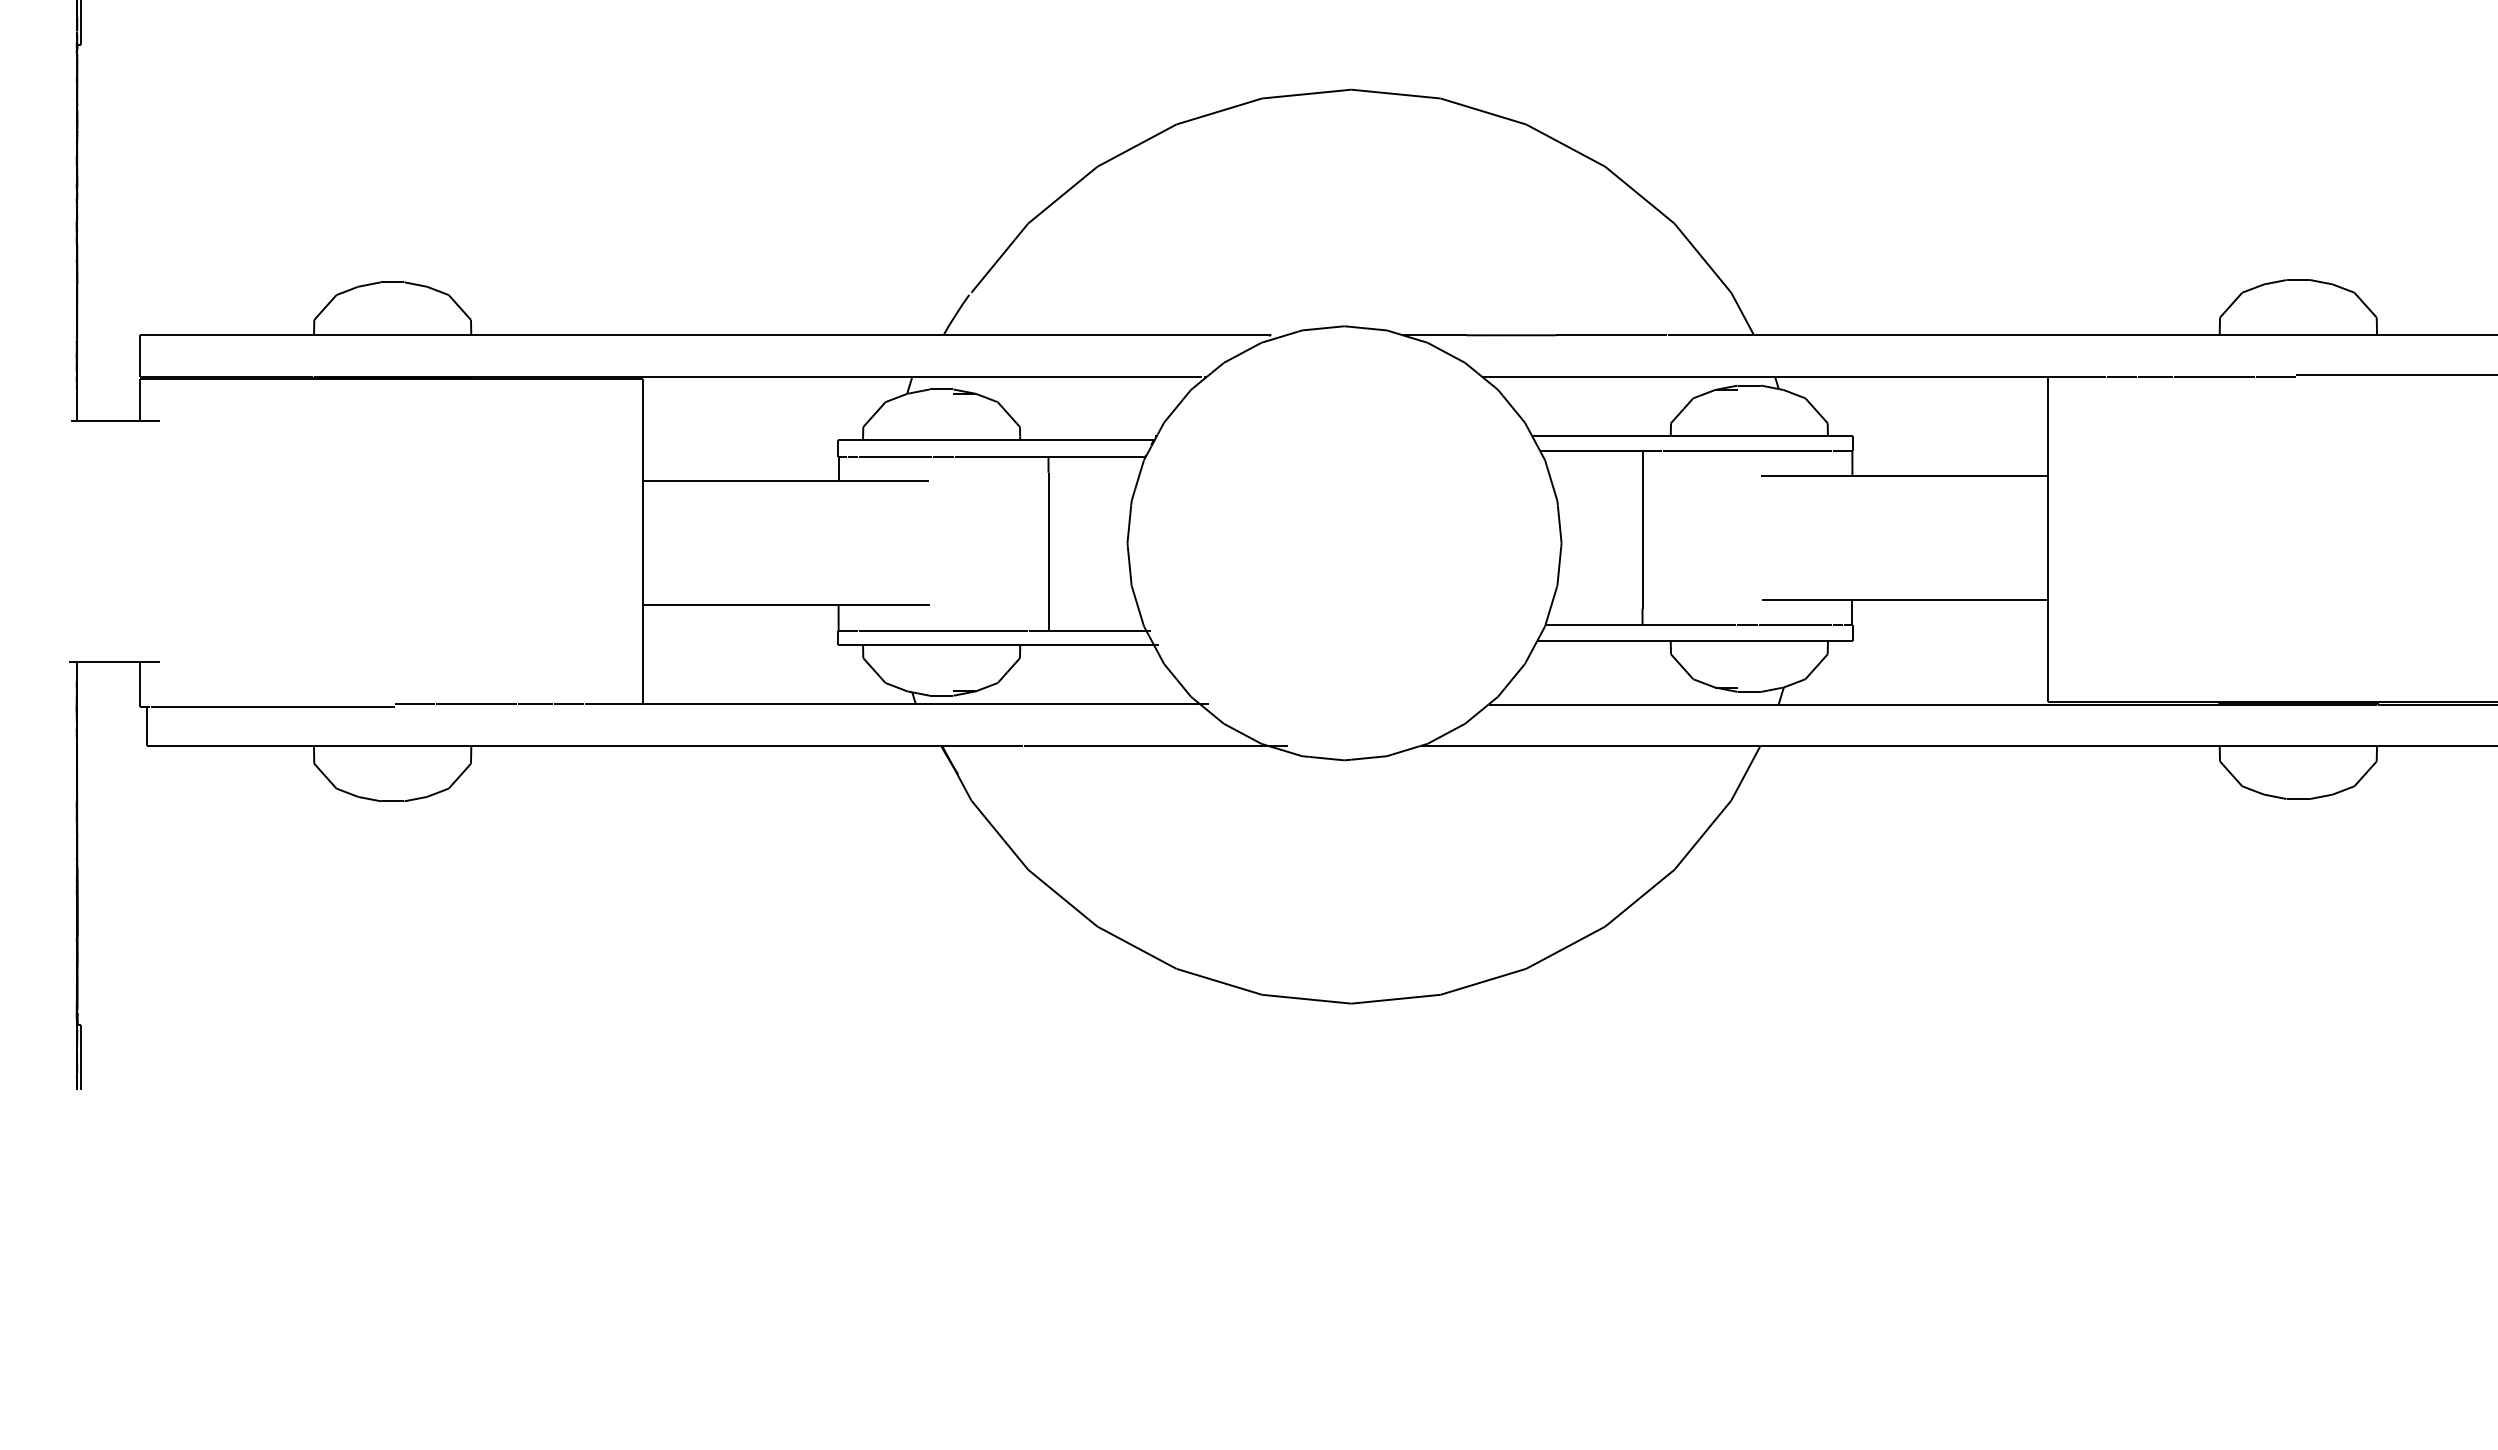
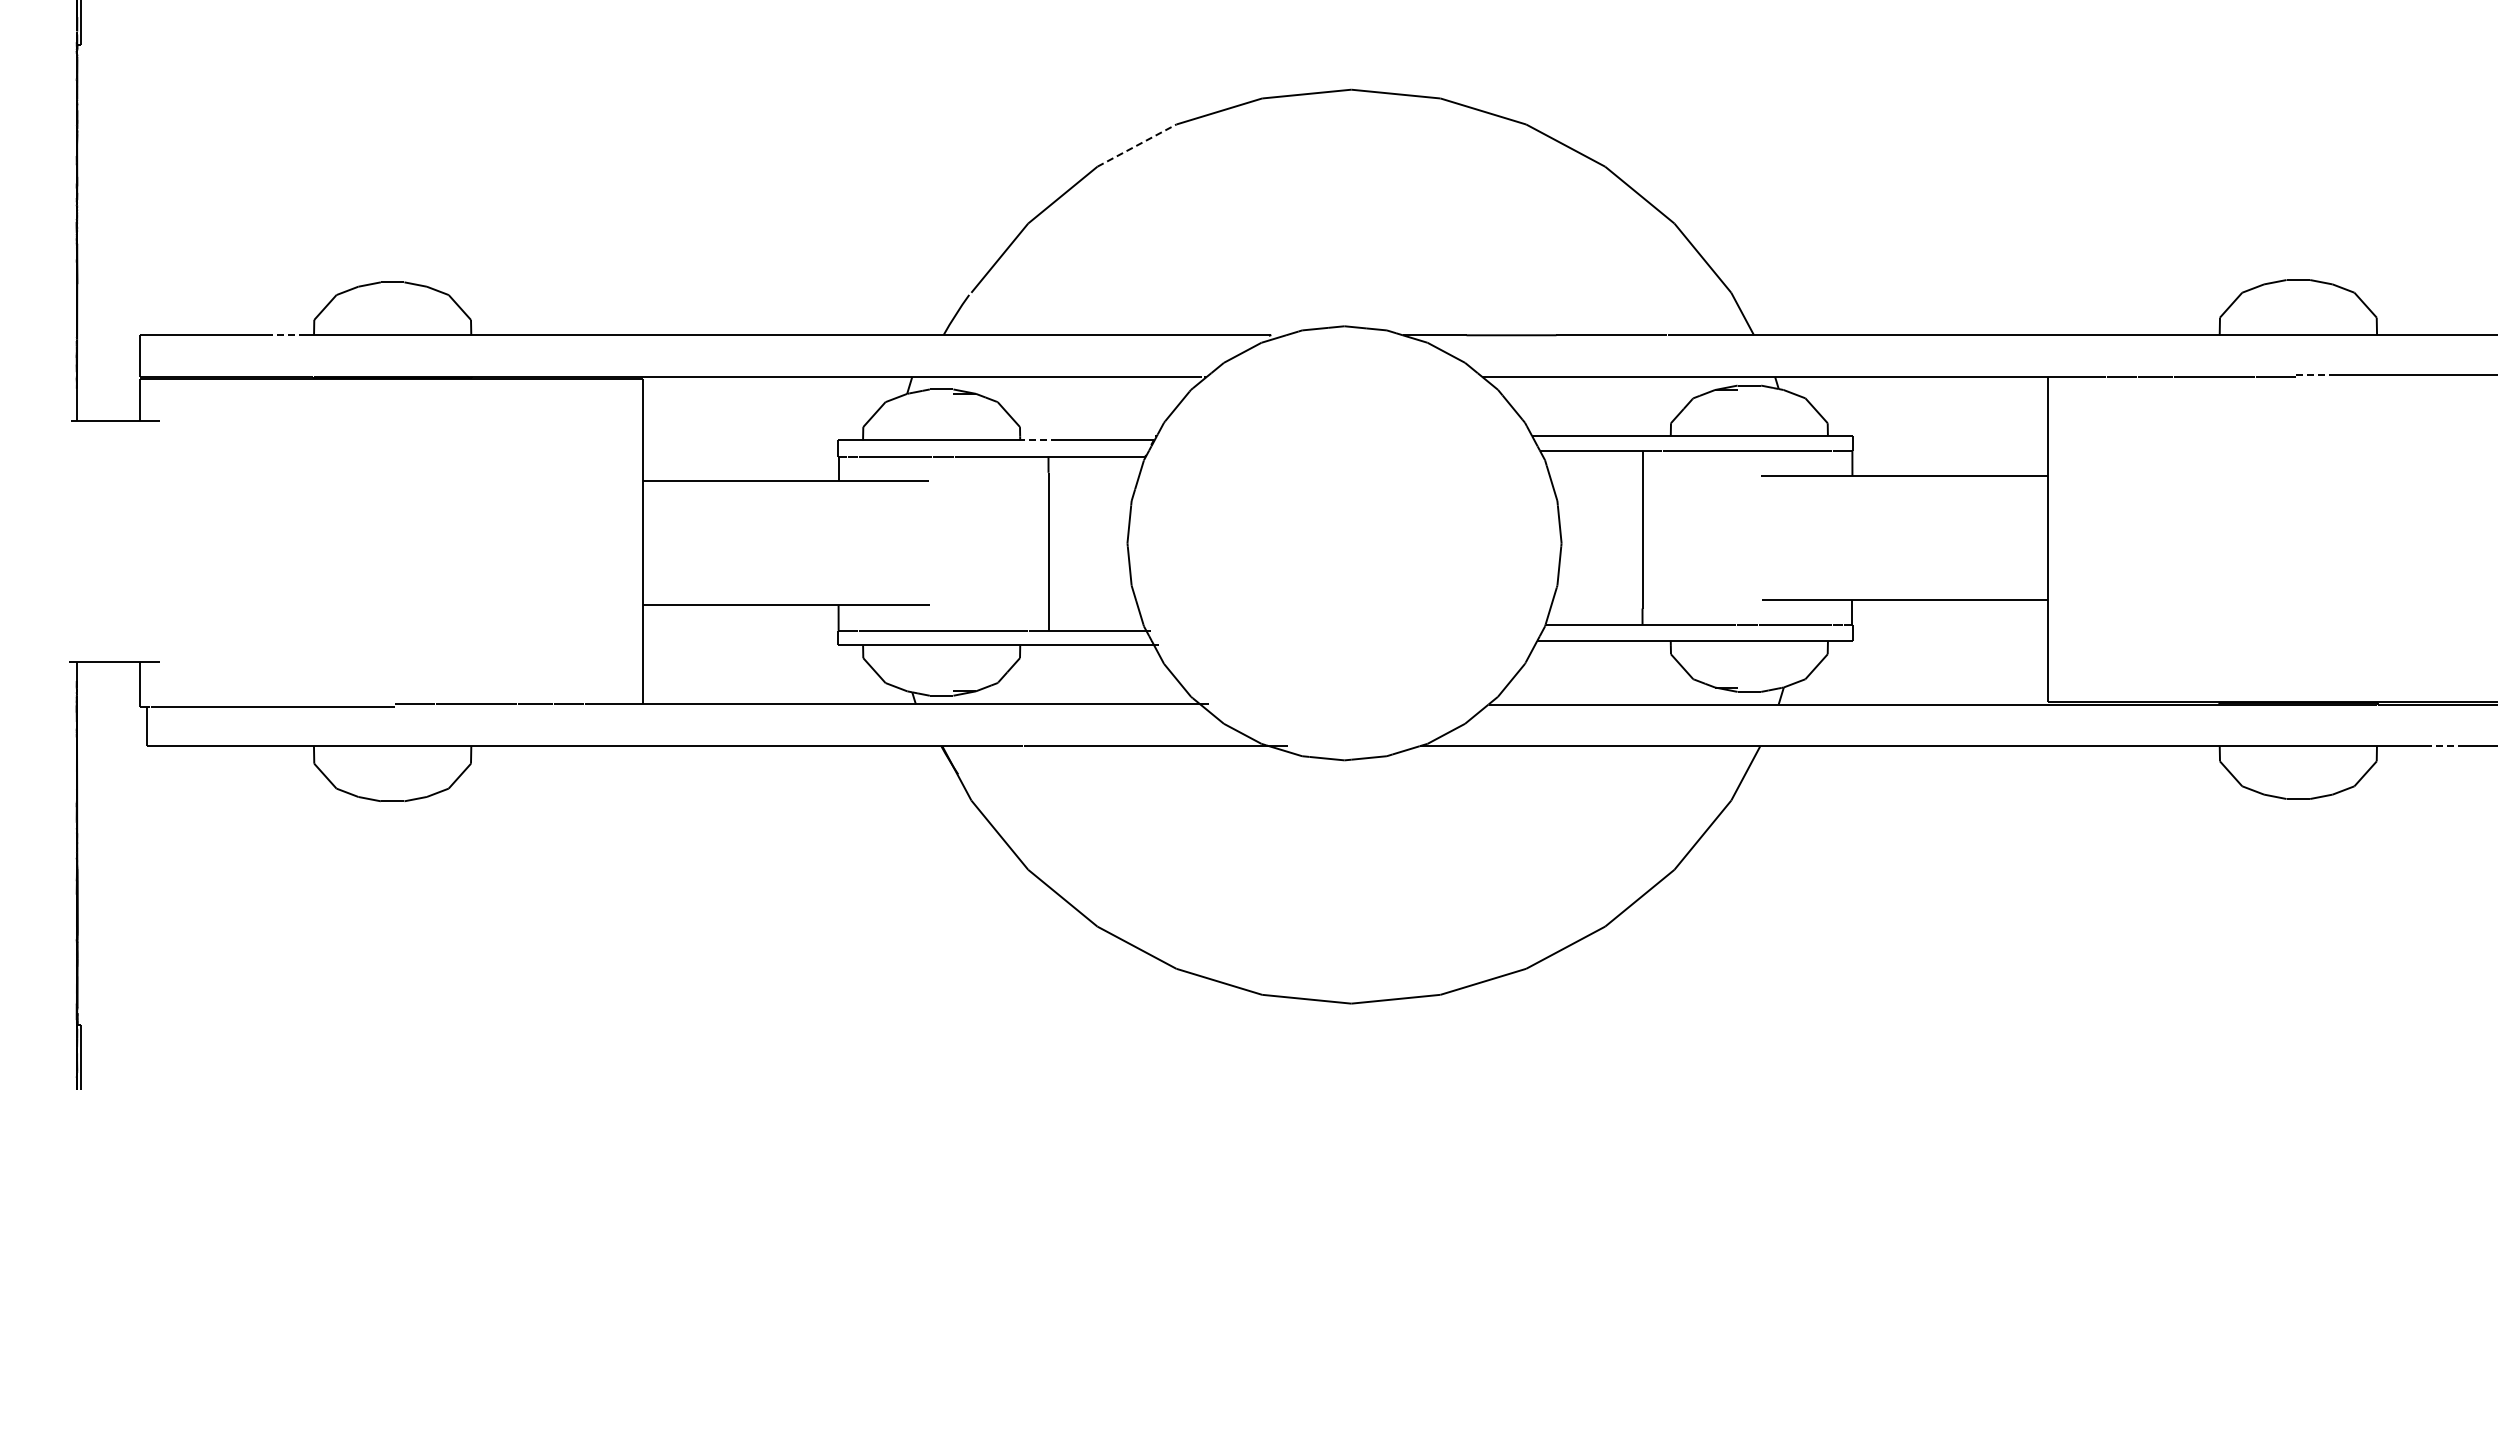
line: solid -> dashed (1136, 145)
line: solid -> dashed (285, 335)
line: solid -> dashed (2317, 374)
line: solid -> dashed (1040, 440)
line: solid -> dashed (2443, 746)
